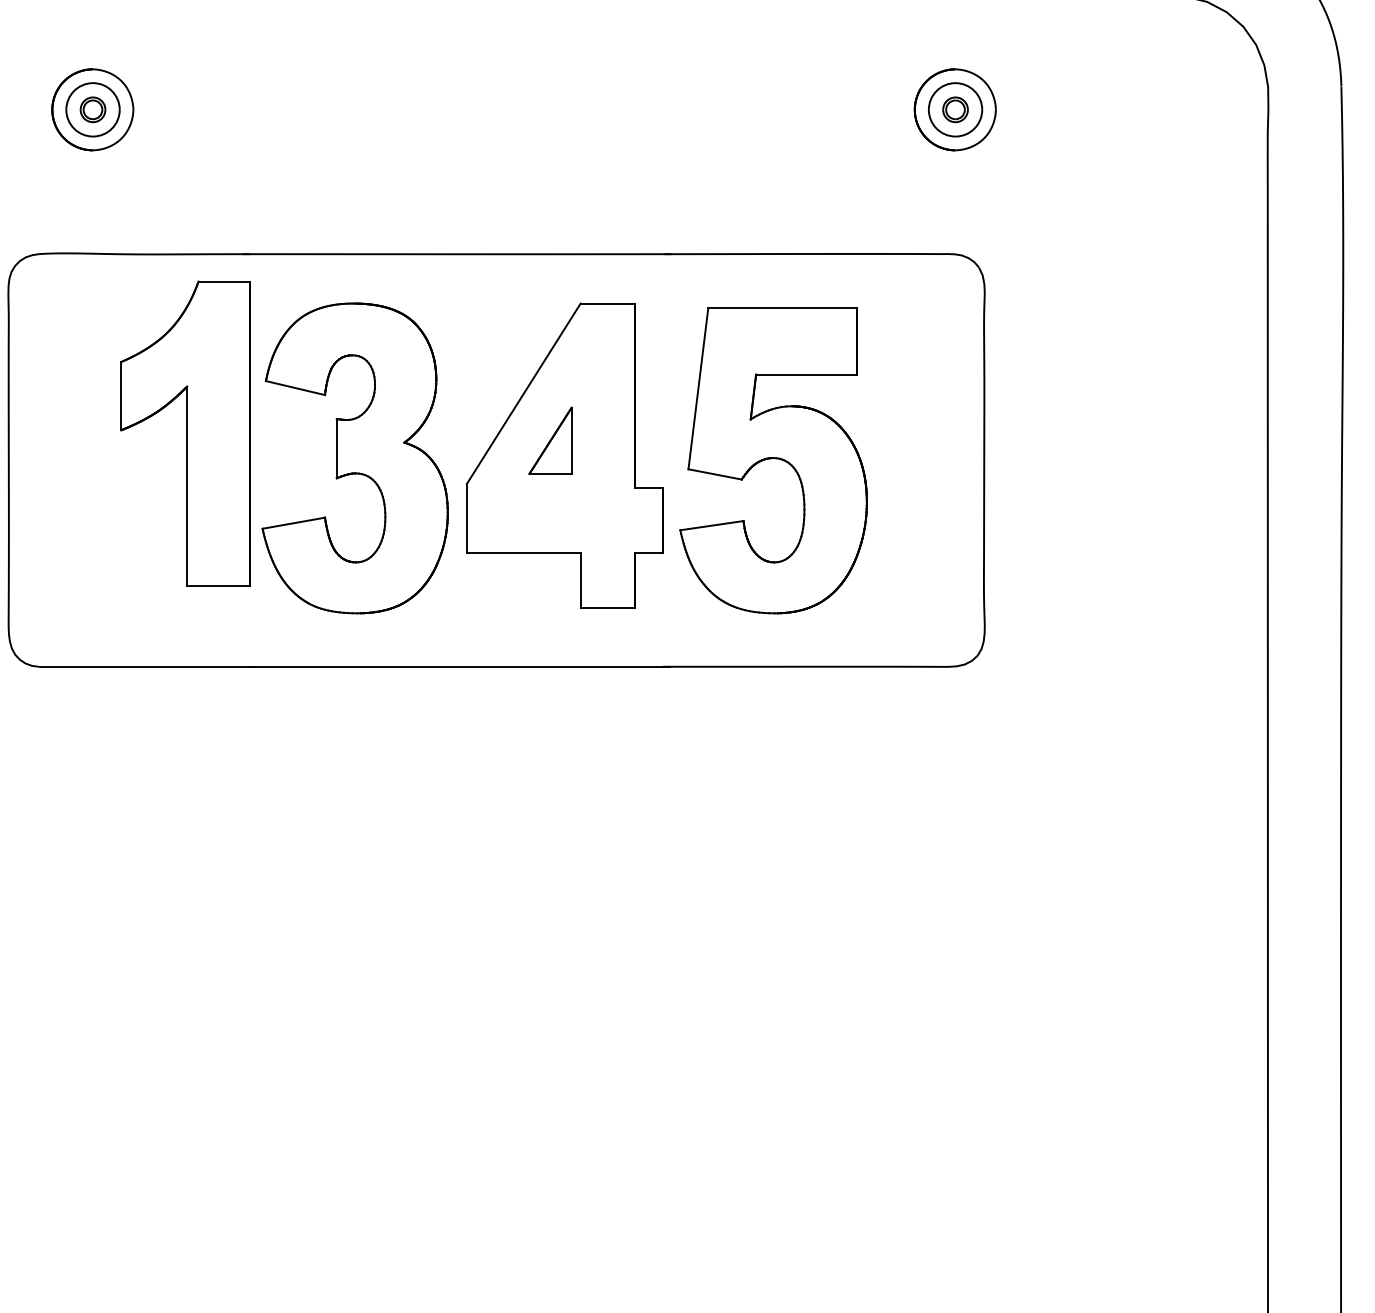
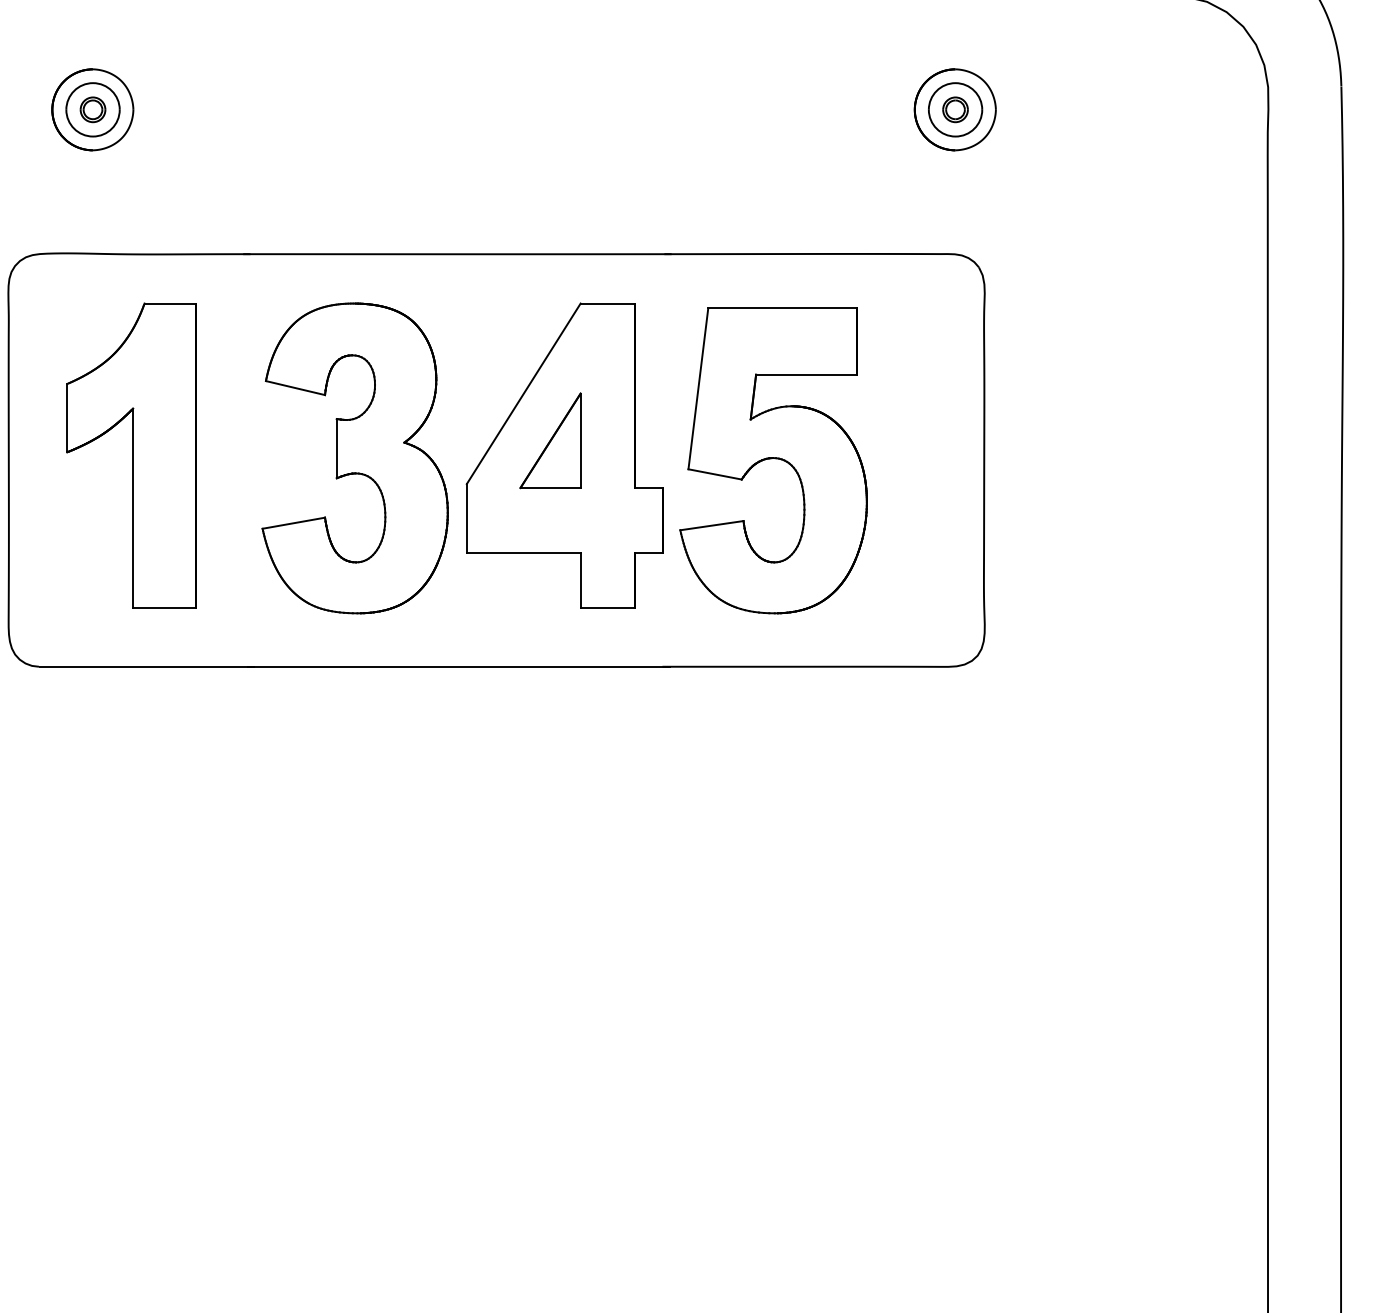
part position: (185, 433) -> (131, 455) (131, 455)
part size: 45x69 px -> 63x98 px (550, 440)
